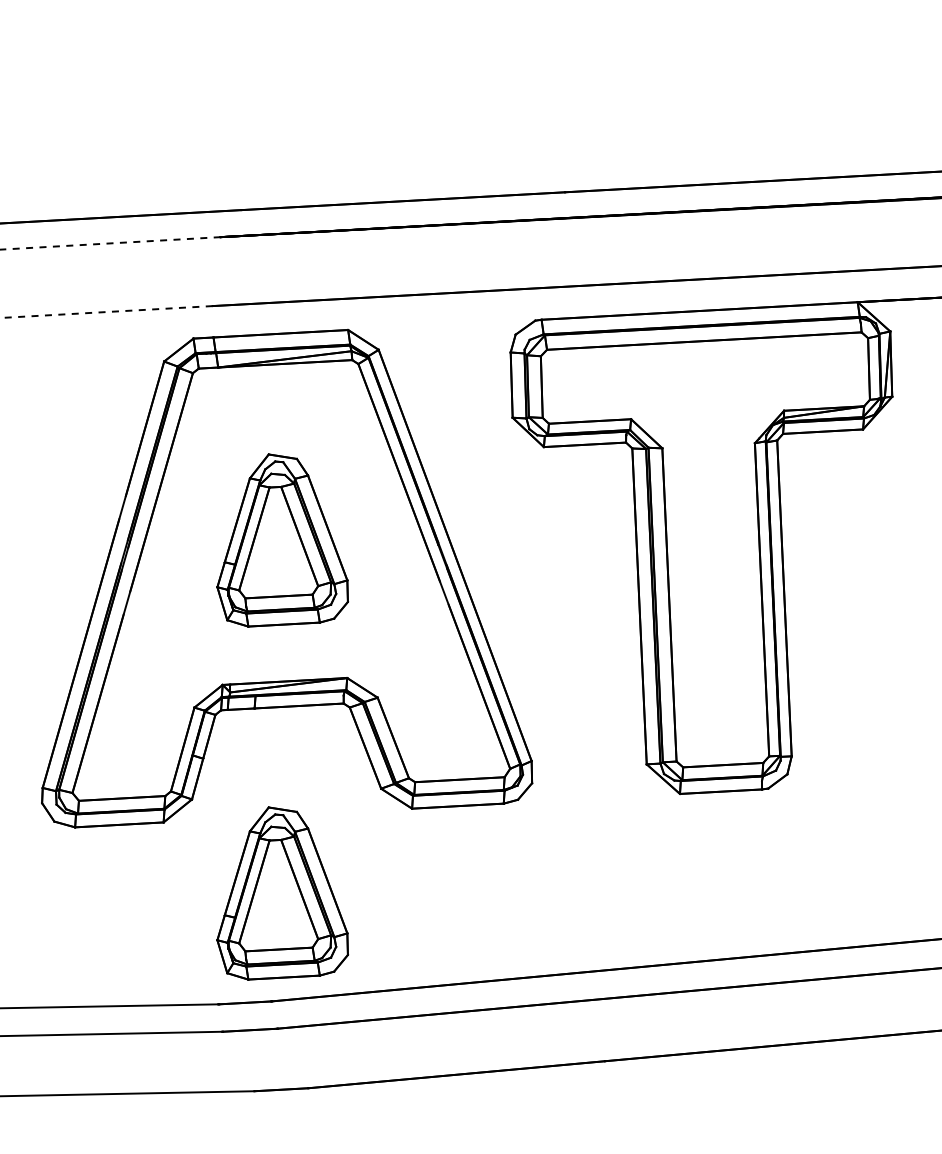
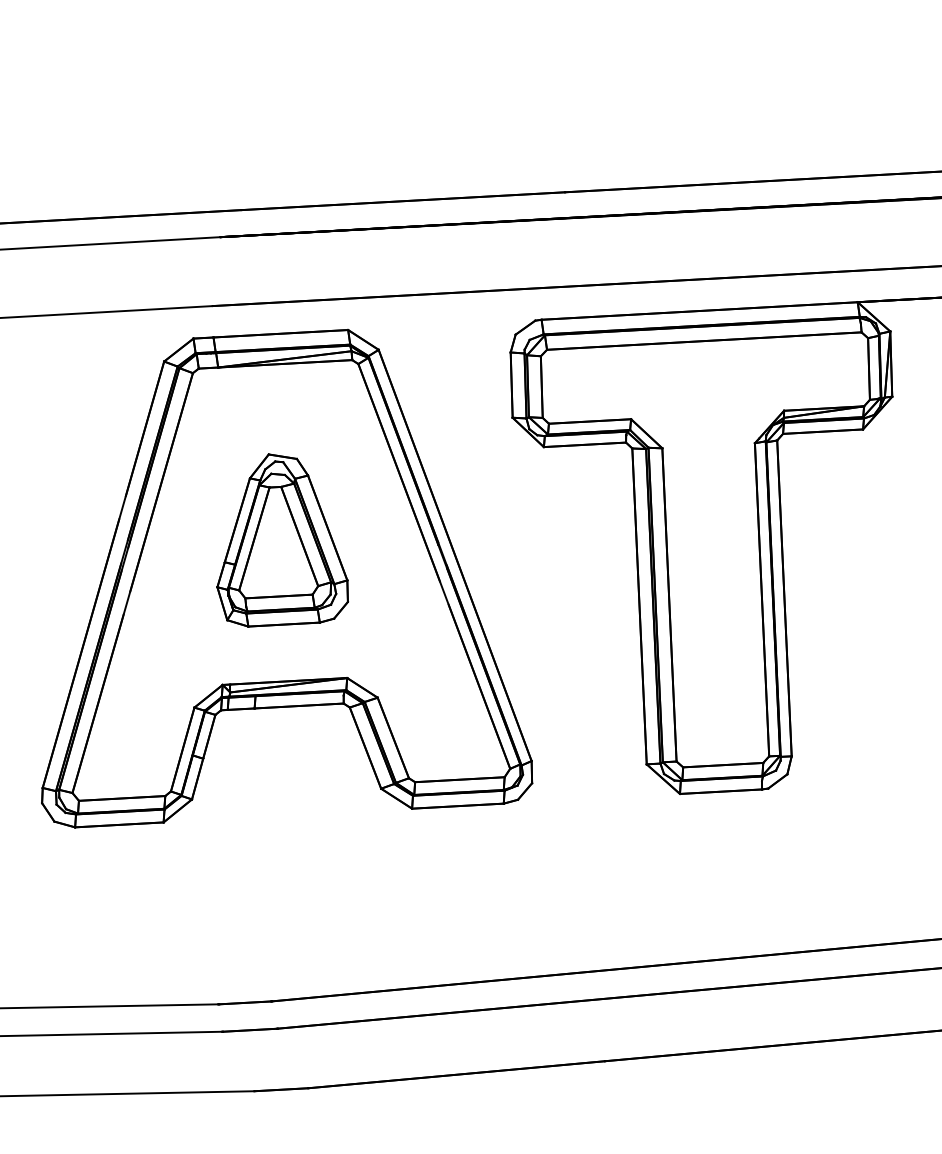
line: dashed -> solid (110, 243)
line: dashed -> solid (105, 312)
part: present -> none (282, 893)
